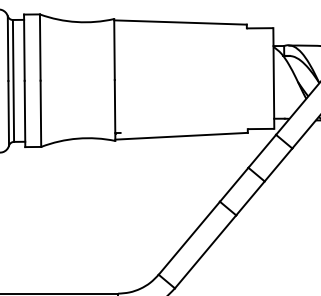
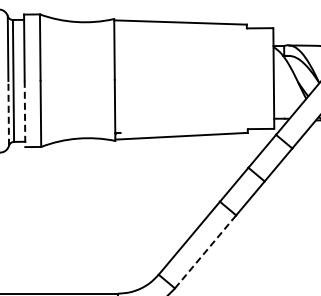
line: solid -> dashed (8, 112)
line: solid -> dashed (25, 114)
line: solid -> dashed (205, 251)
